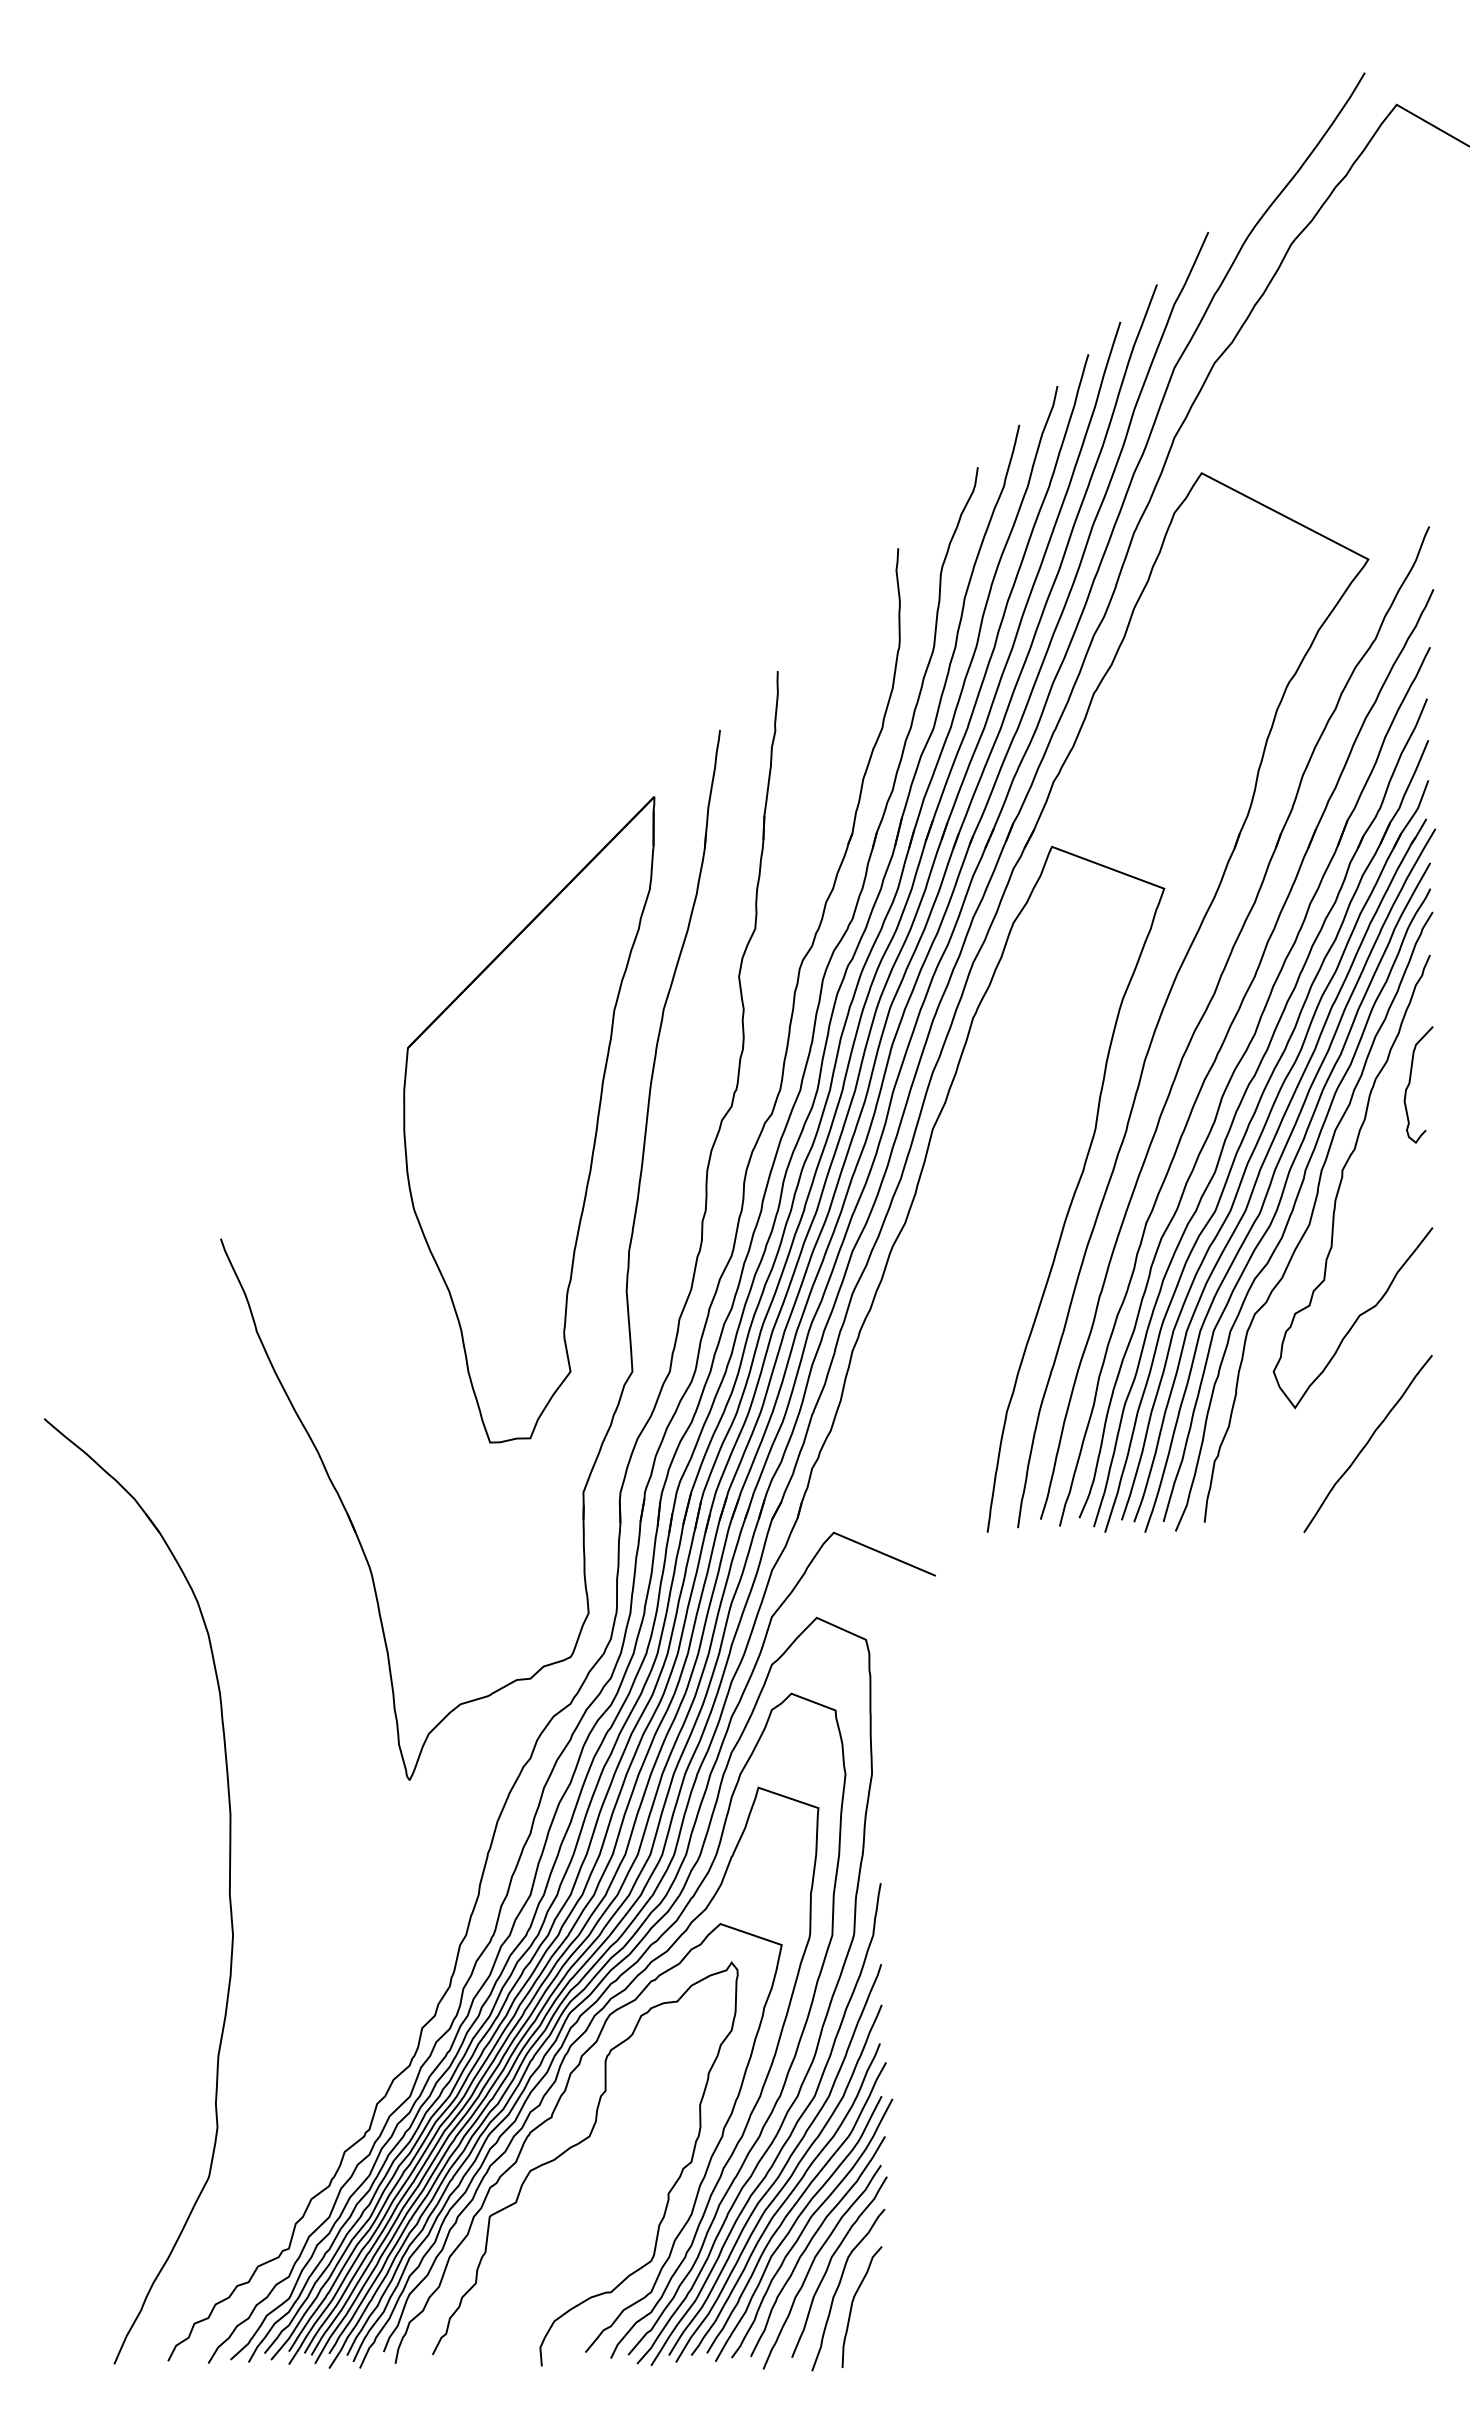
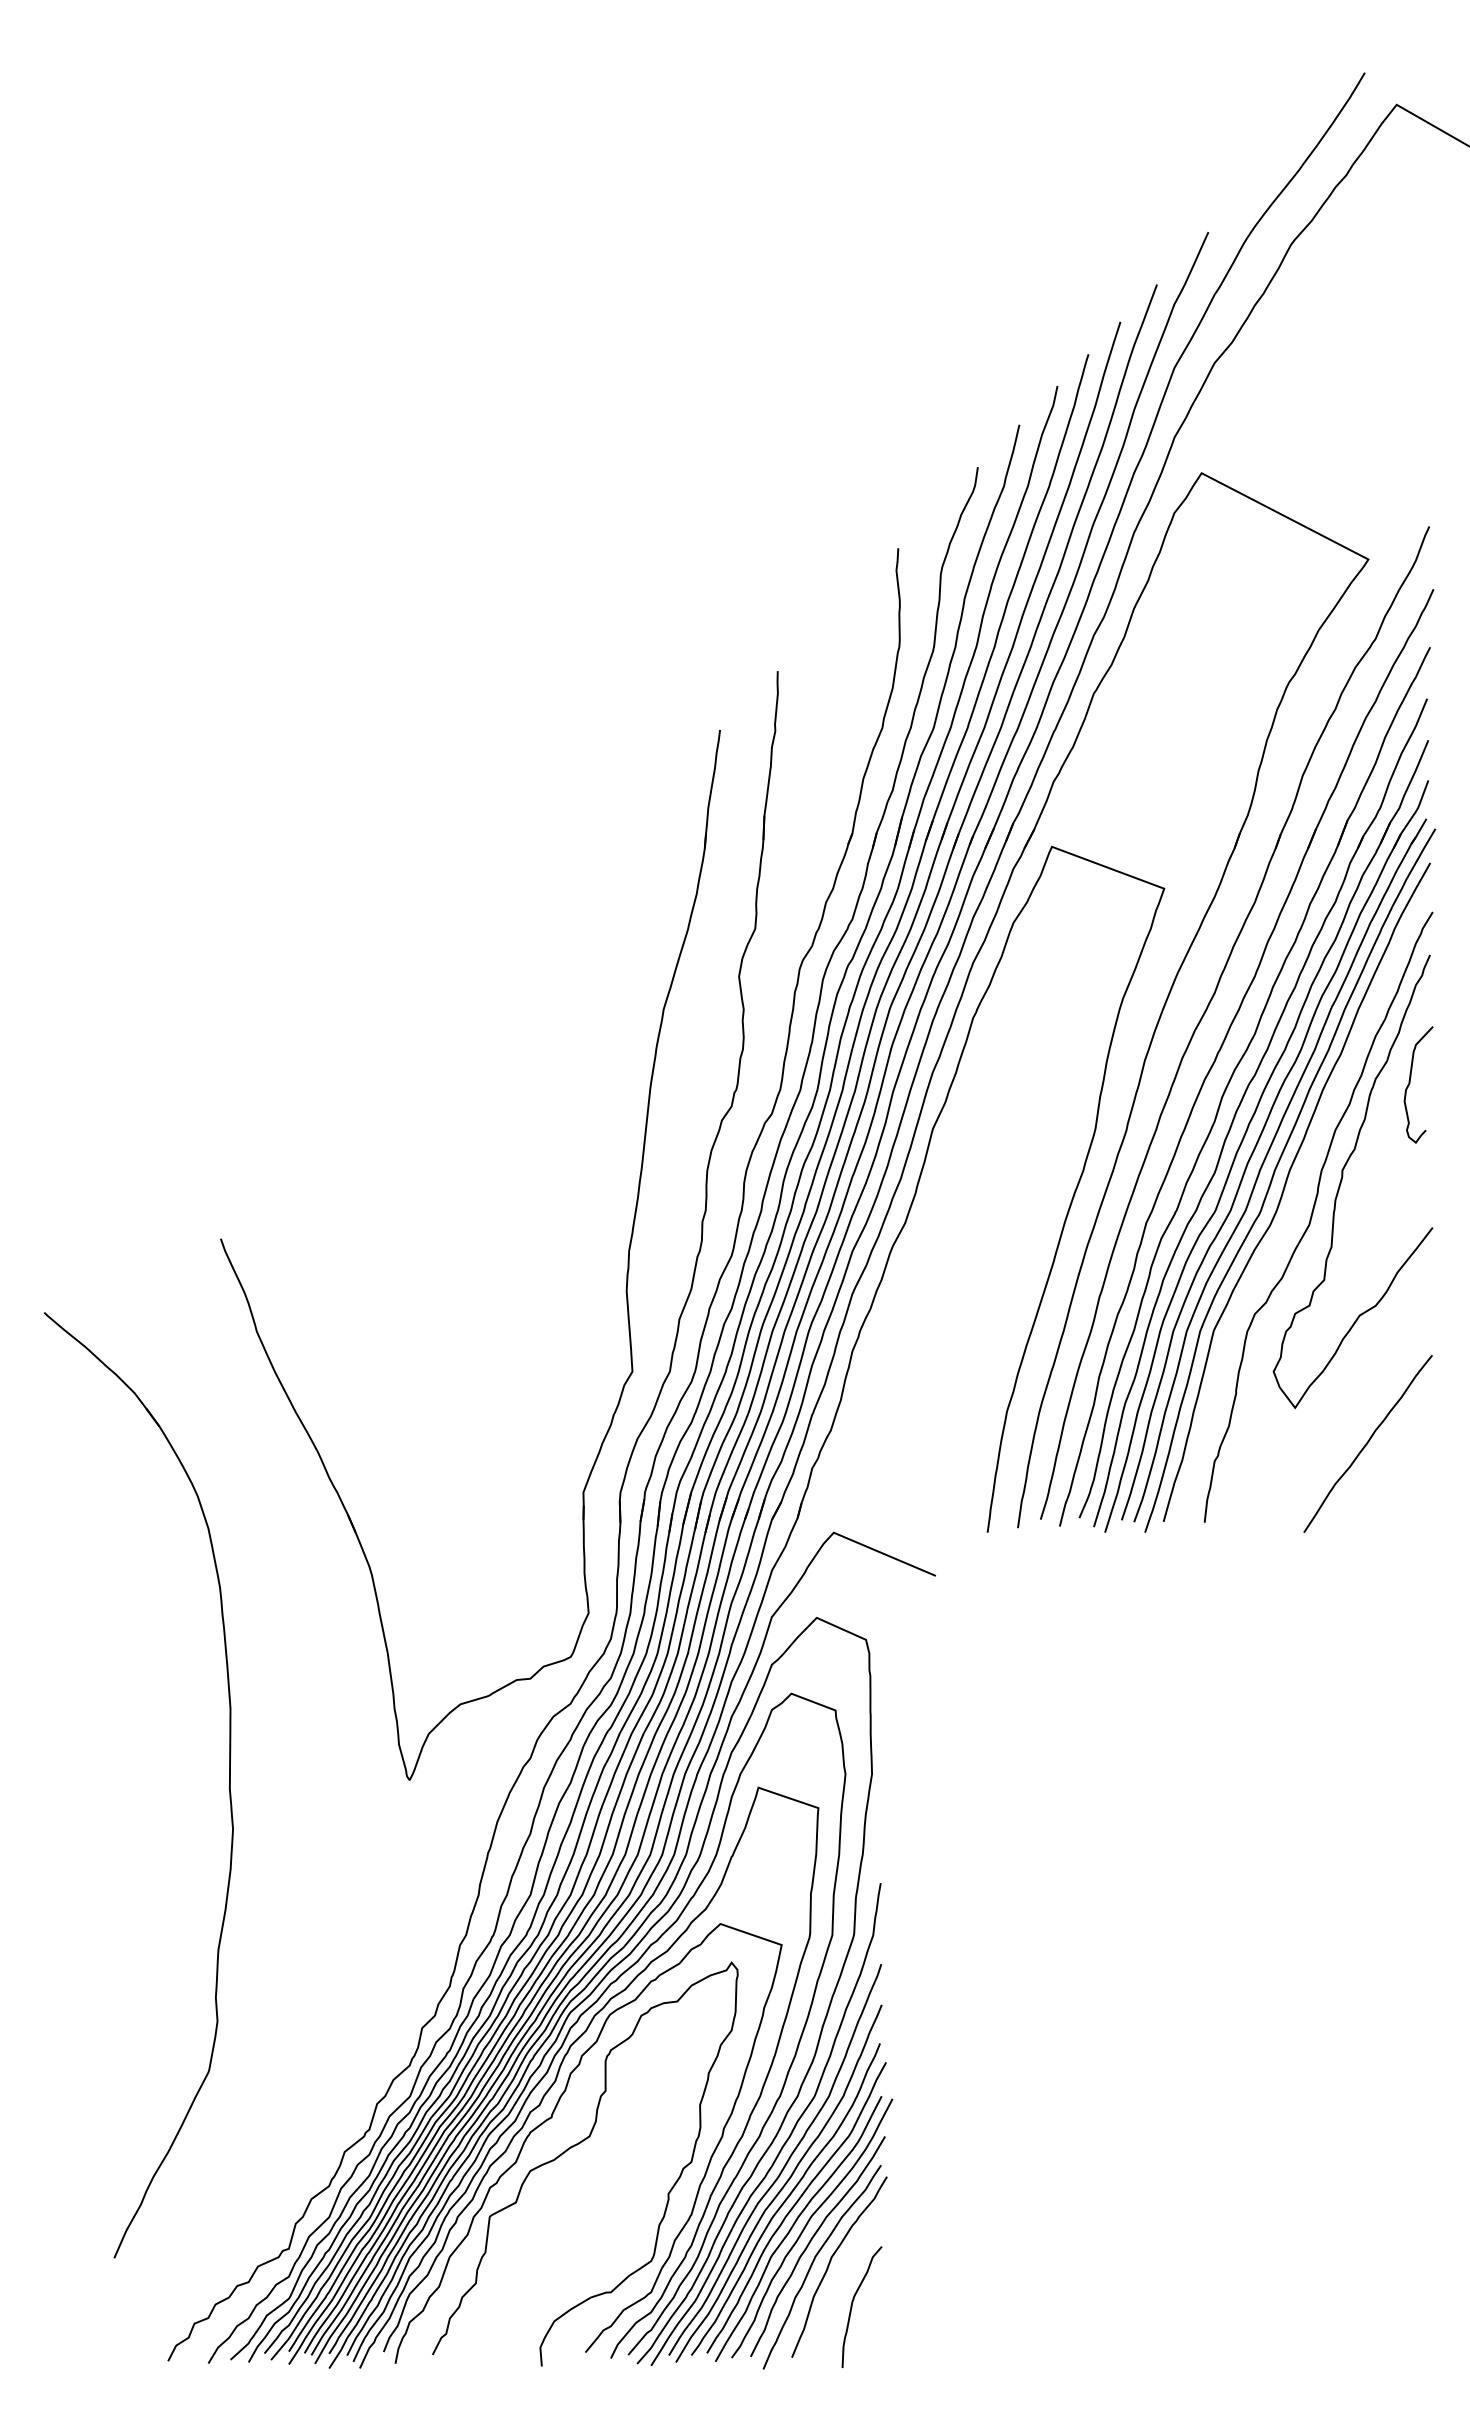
part: present -> none (529, 1119)
curve: present -> none (1295, 1205)
part position: (229, 1891) -> (229, 1785) (229, 1785)
curve: present -> none (840, 2284)
